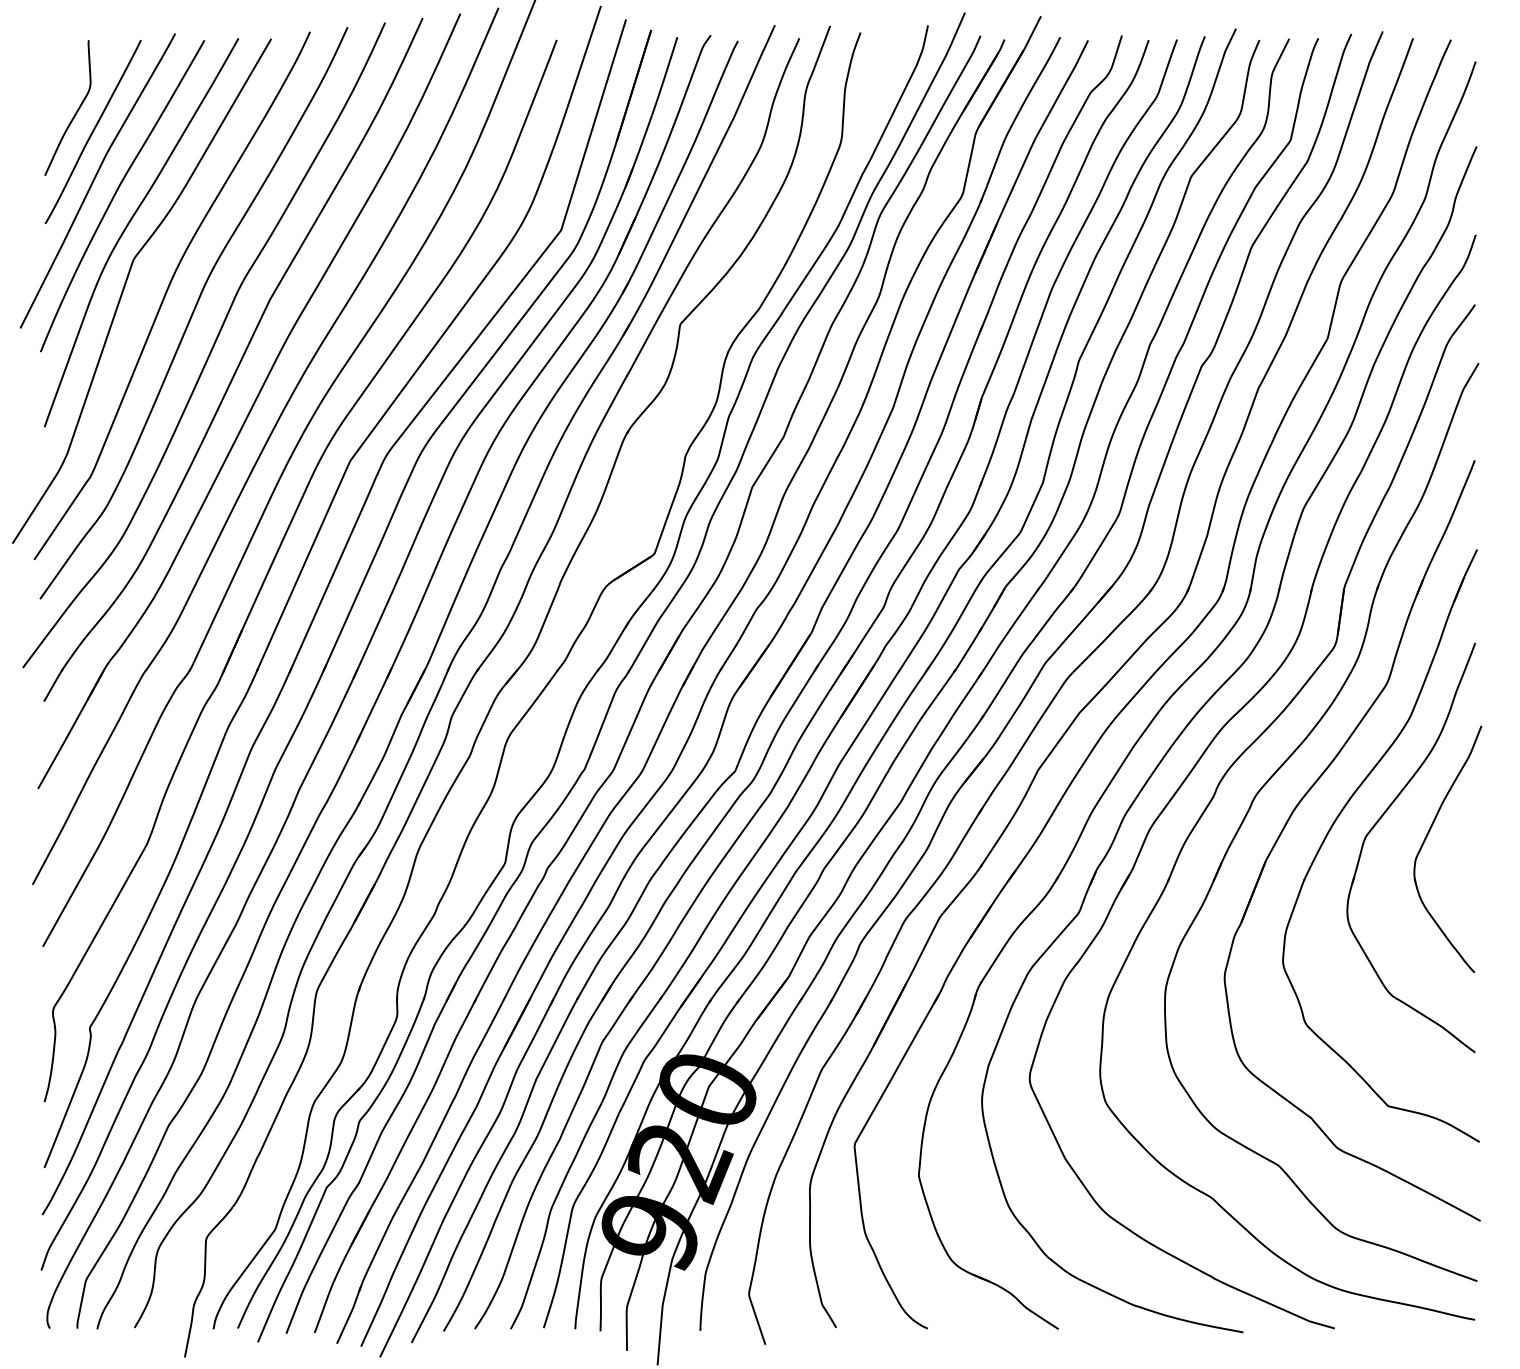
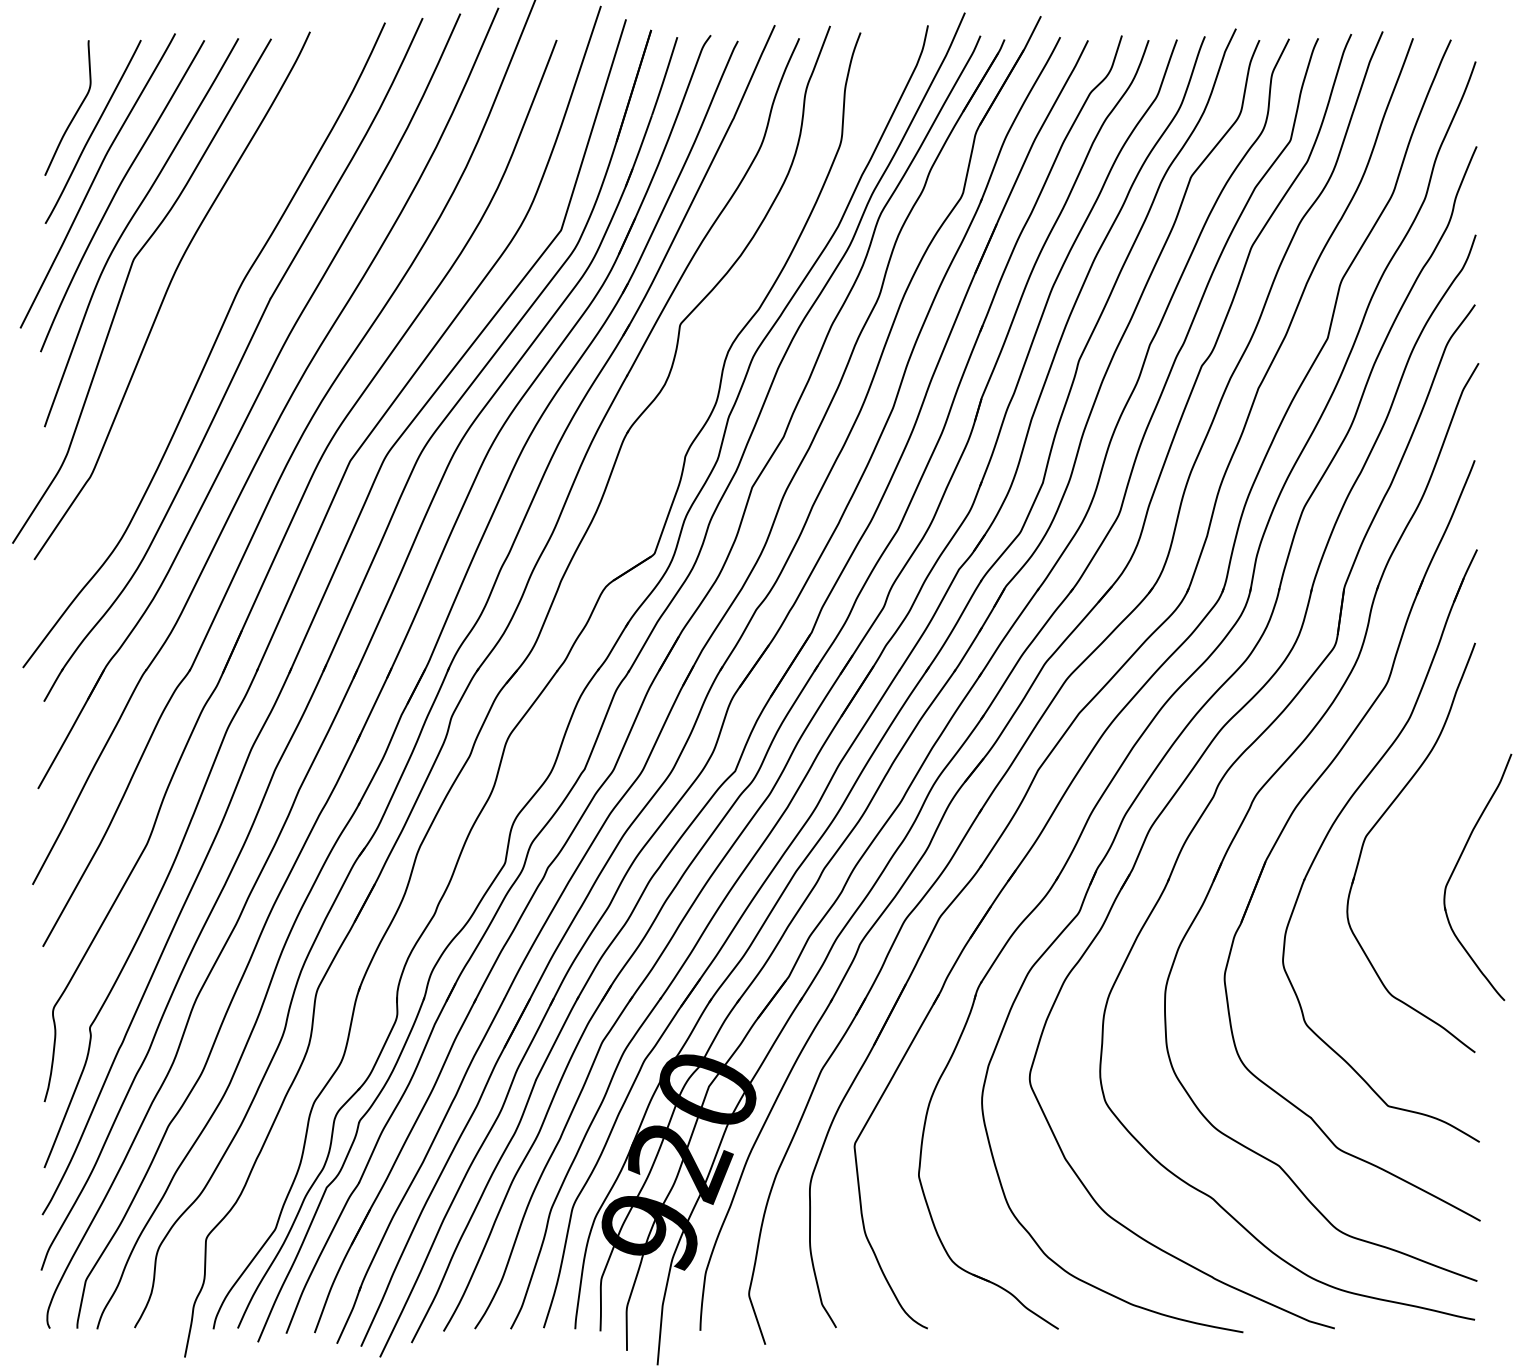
curve: present -> none (193, 313)
part position: (1426, 839) -> (1456, 867) (1456, 867)
